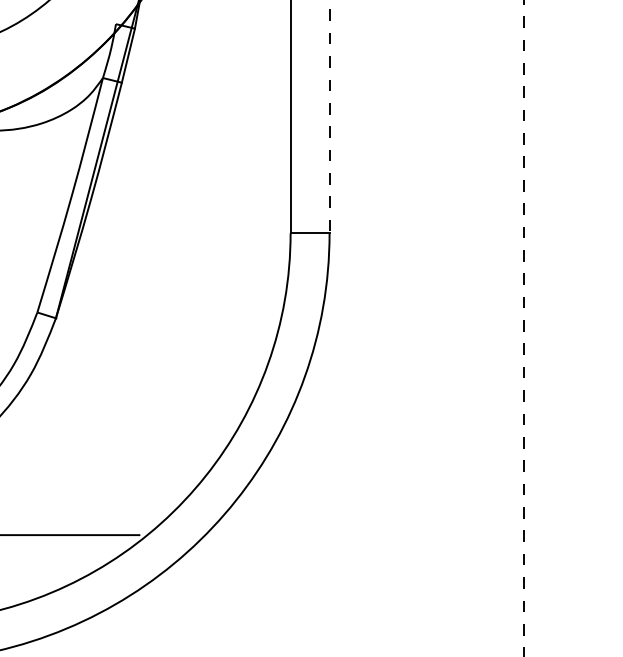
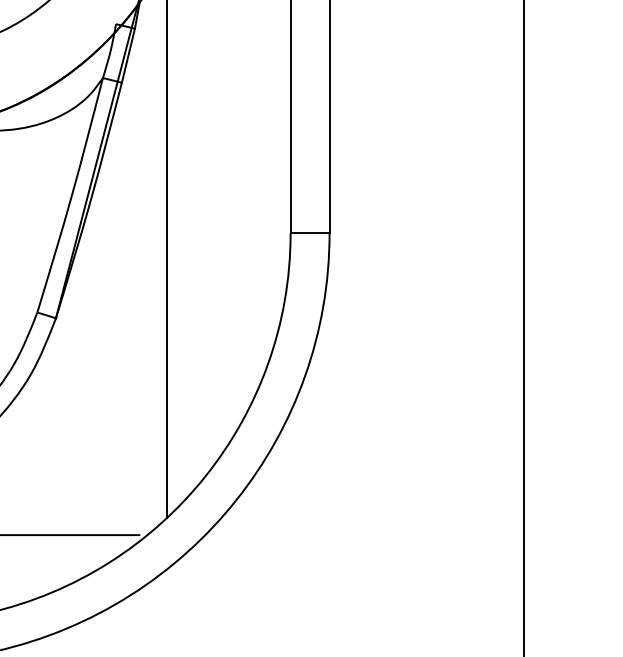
line: dashed -> solid (329, 117)
line: none -> present (167, 259)
line: dashed -> solid (524, 328)
